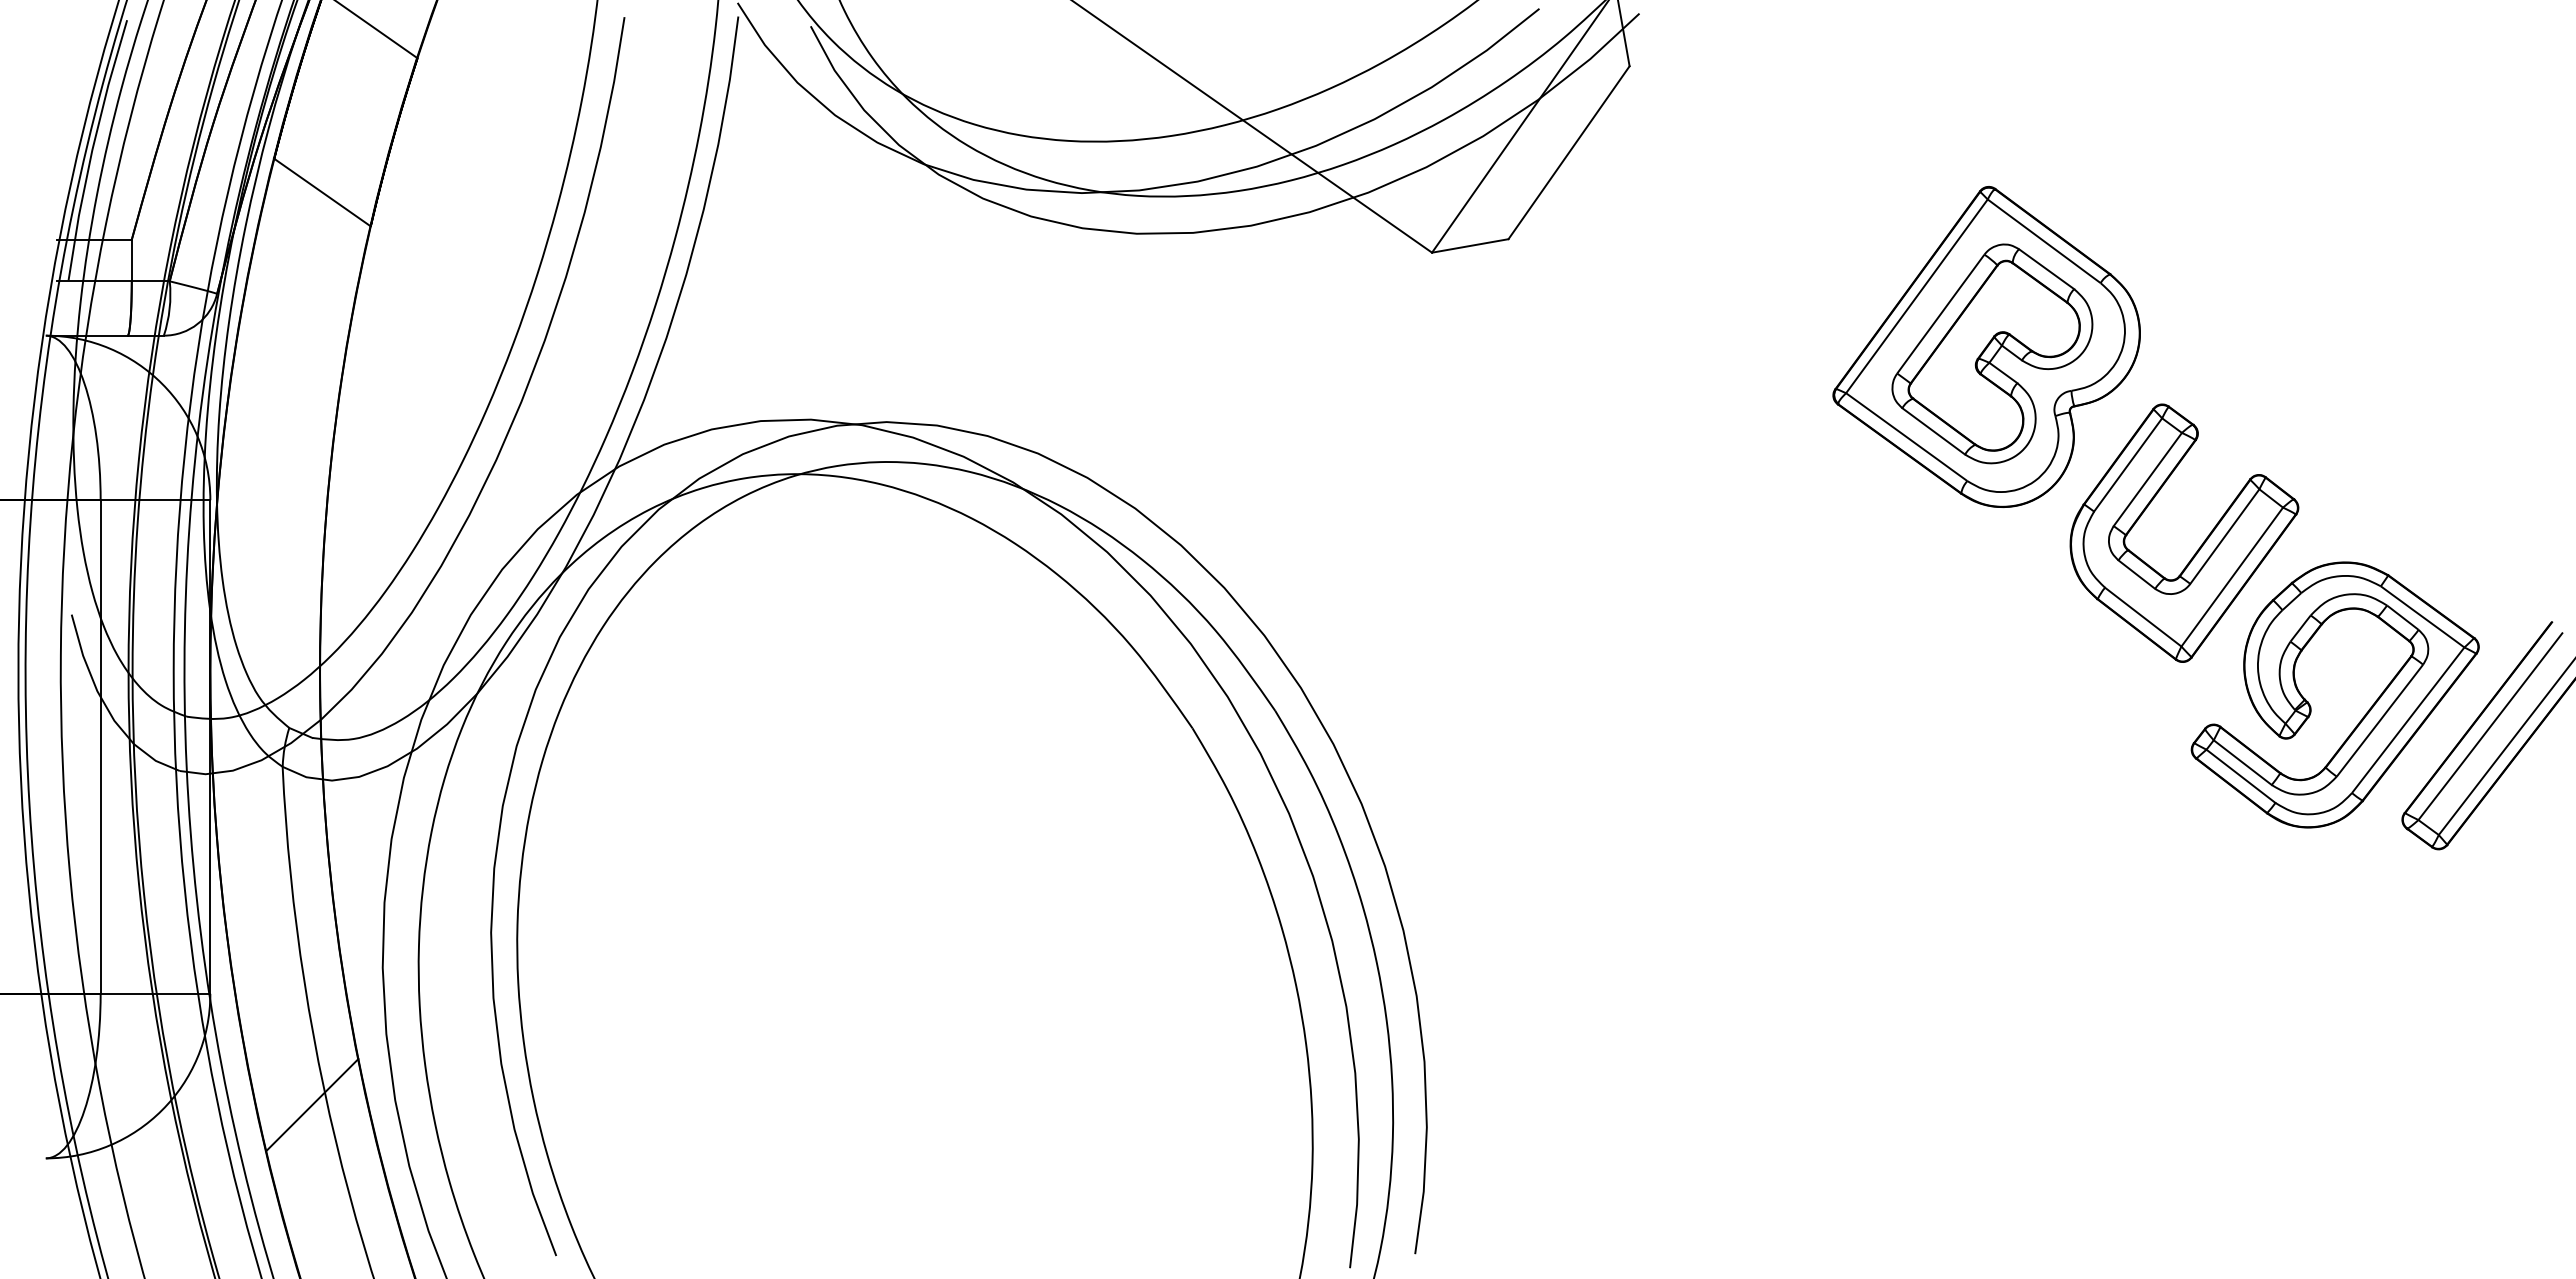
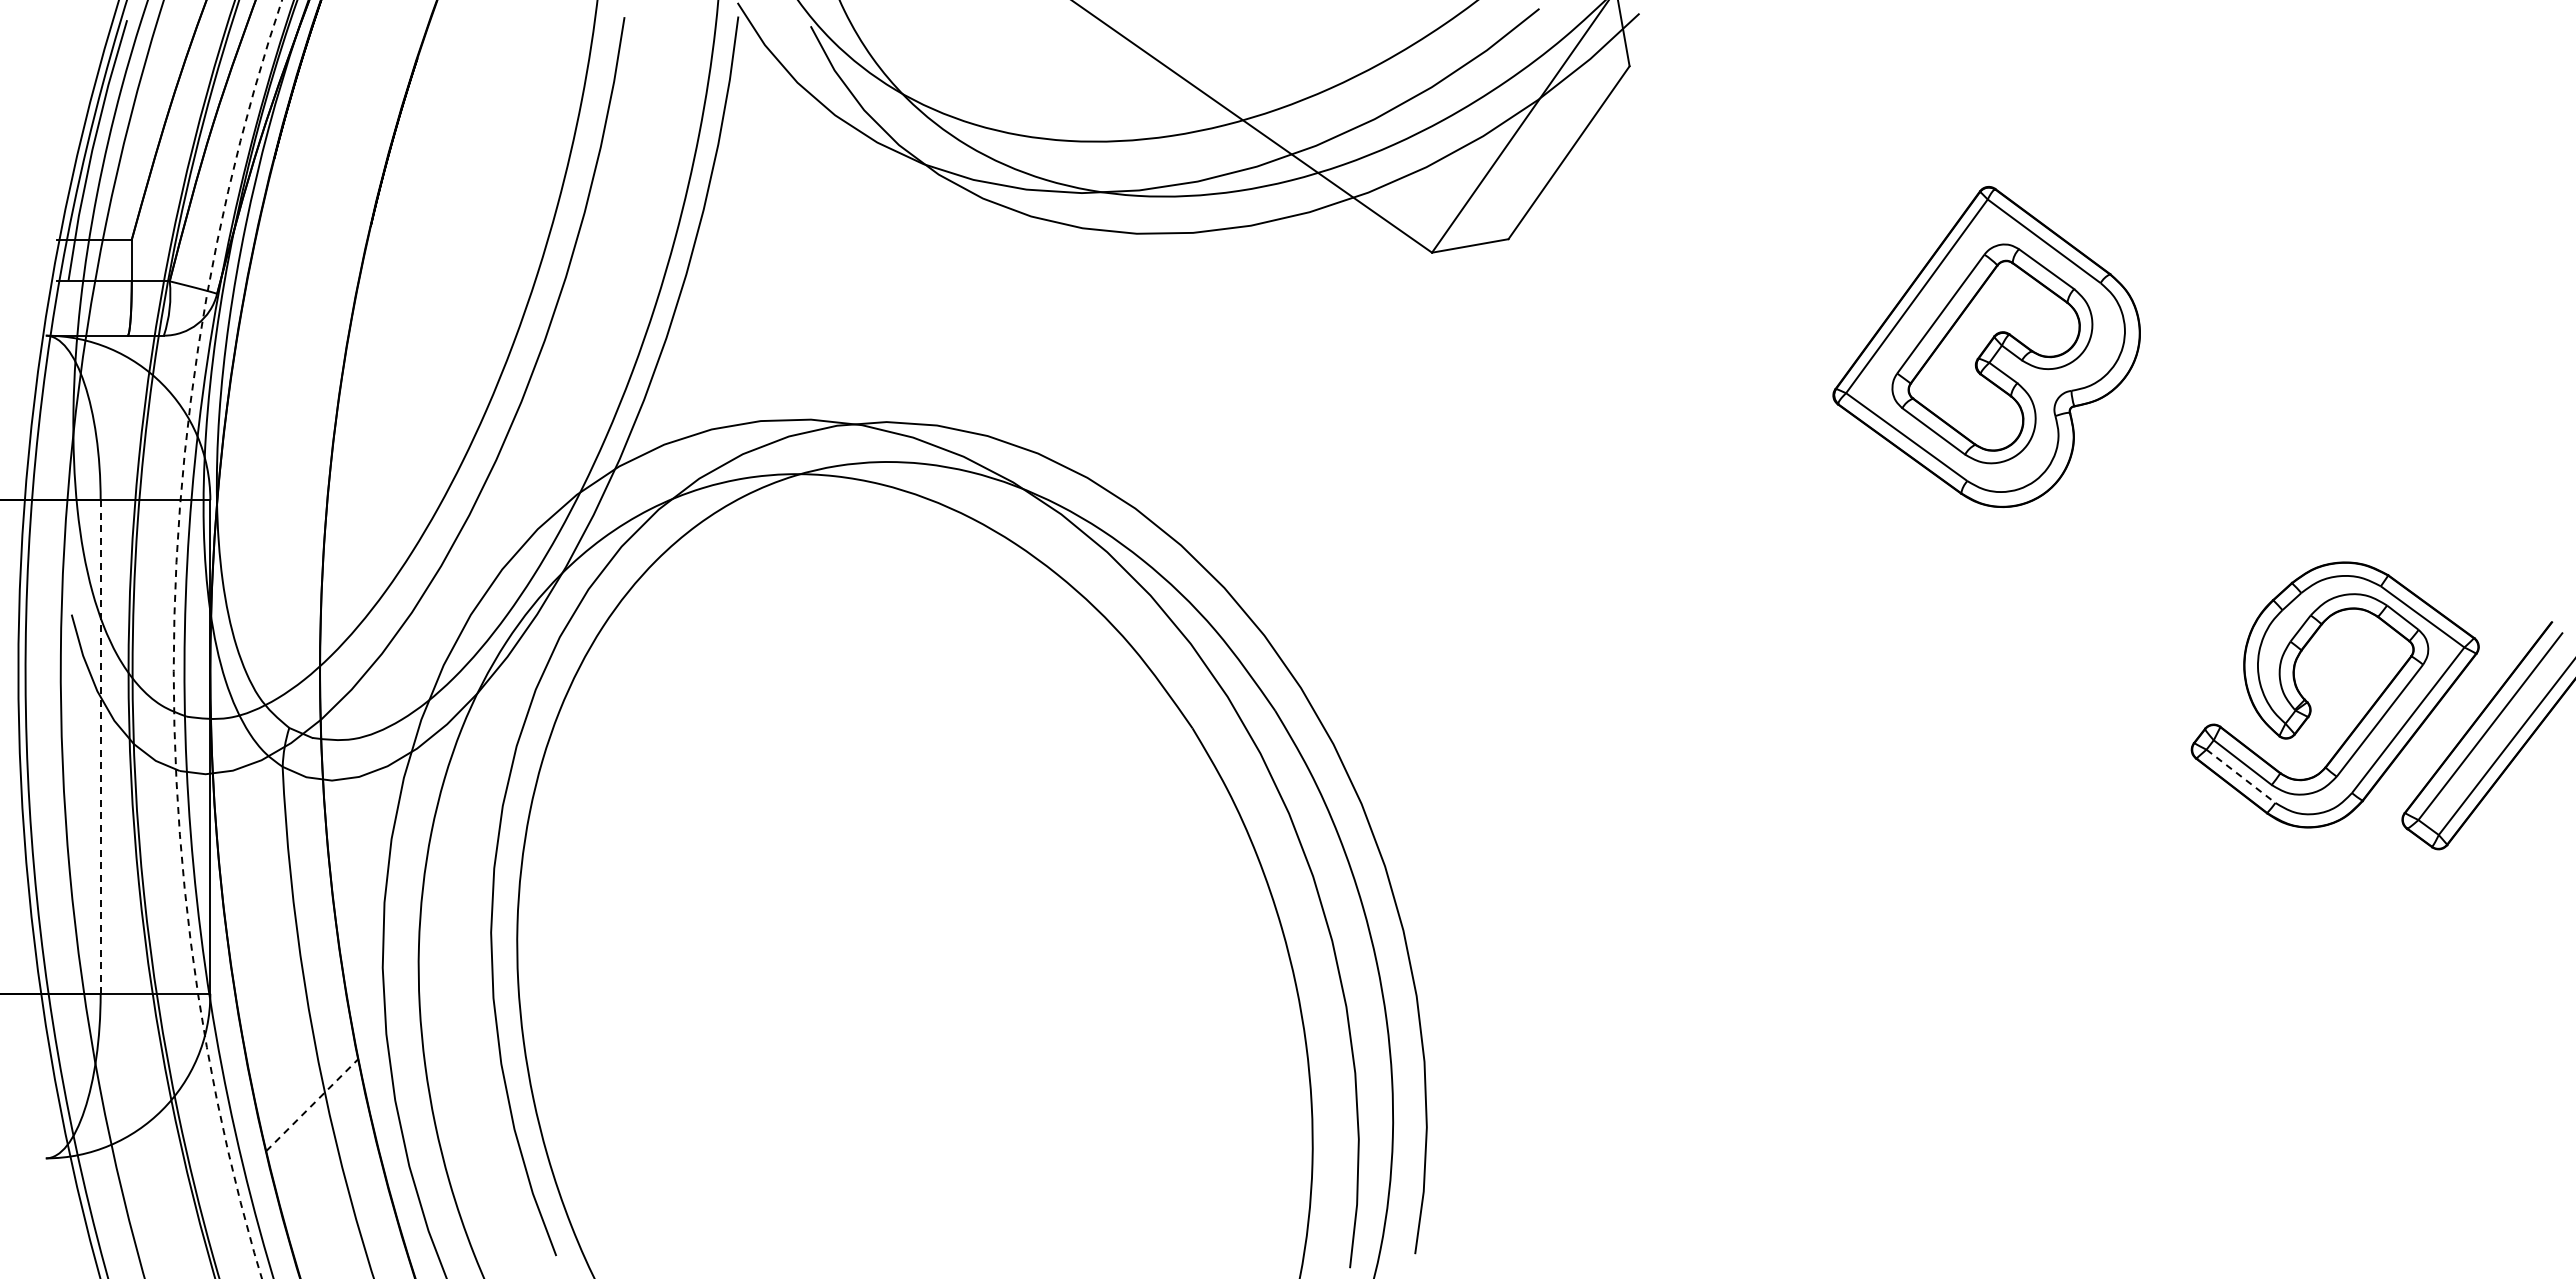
line: present -> none (377, 30)
line: present -> none (322, 192)
part: present -> none (2200, 545)
circle: solid -> dashed (227, 639)
line: solid -> dashed (100, 747)
line: solid -> dashed (2241, 776)
line: solid -> dashed (312, 1104)
